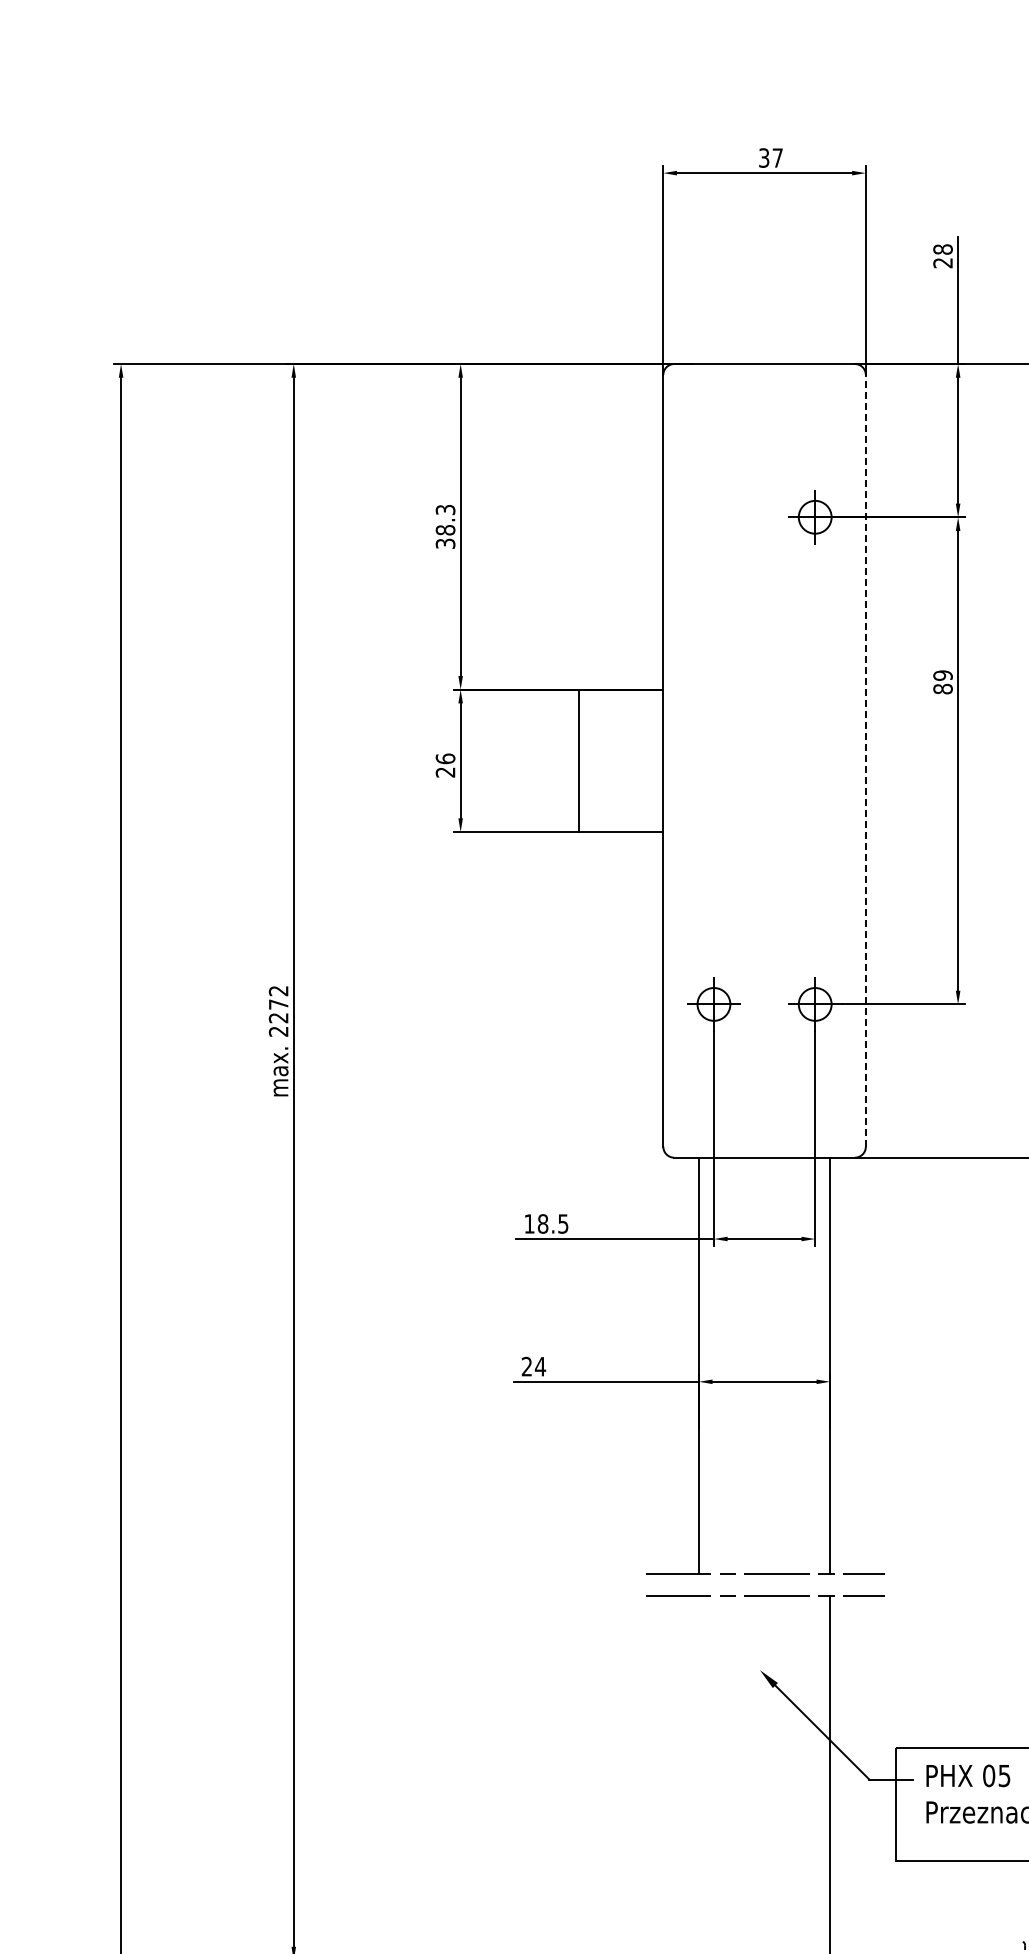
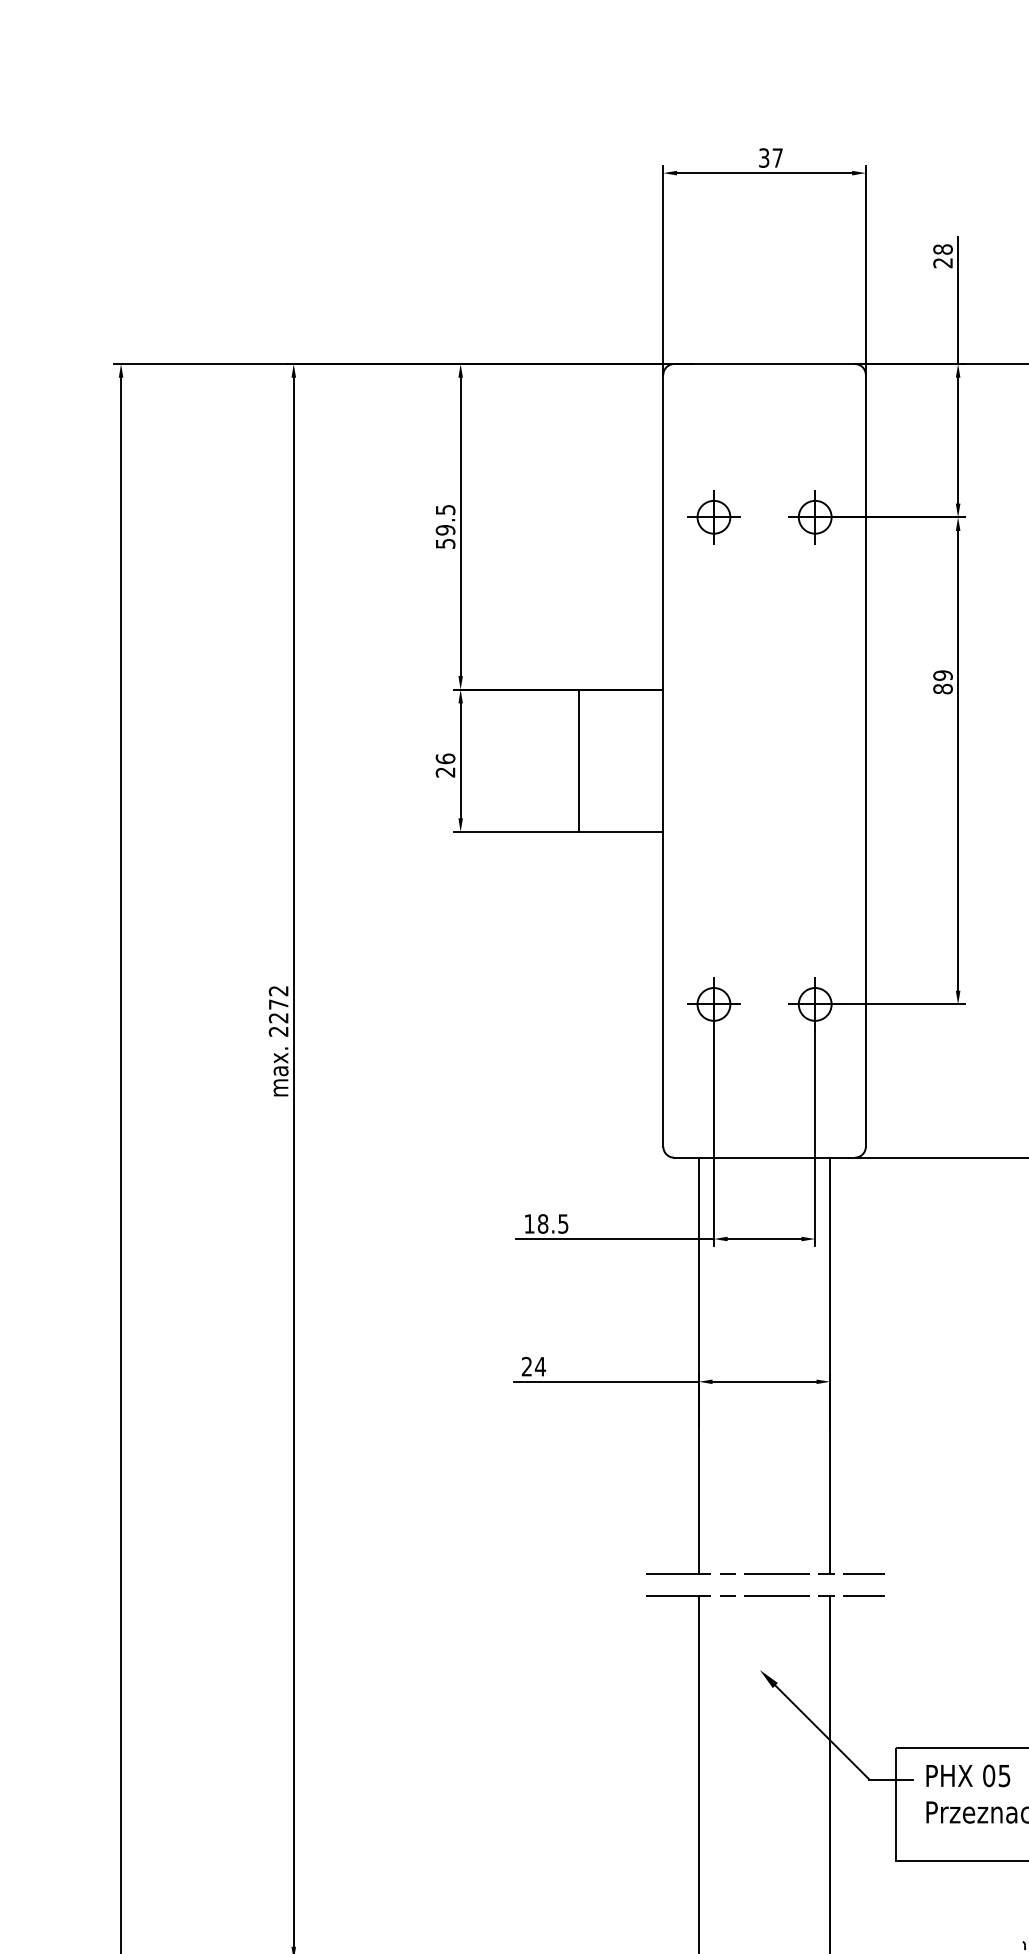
part: none -> present (713, 517)
text: 38.3 -> 59.5 (445, 526)
line: dashed -> solid (865, 760)
line: none -> present (698, 1772)
